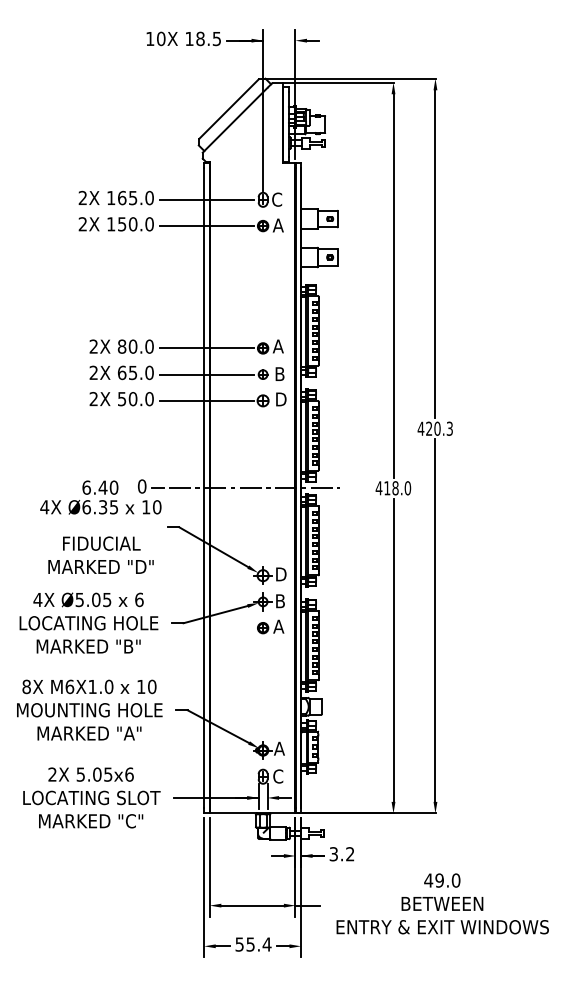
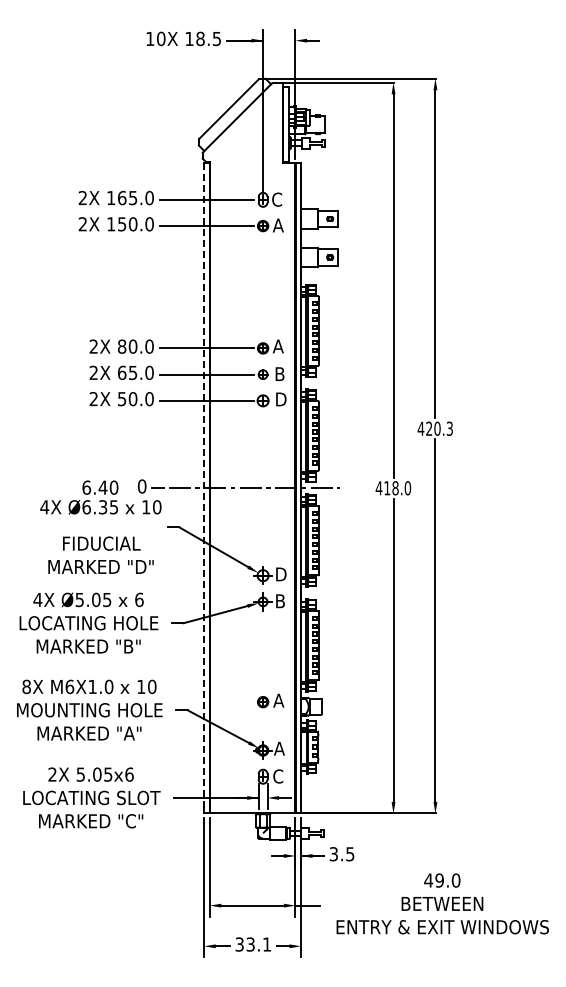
line: solid -> dashed (204, 488)
part position: (270, 626) -> (270, 700) (270, 700)
text: 3.2 -> 3.5 (350, 854)
text: 55.4 -> 33.1 (253, 944)
